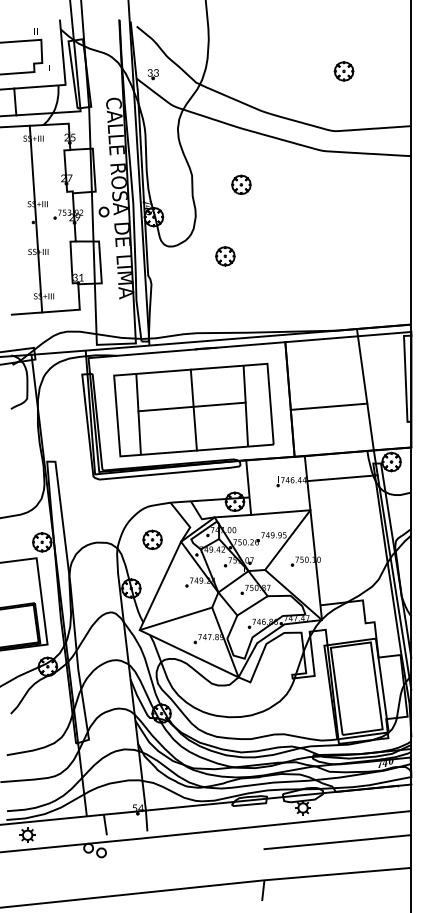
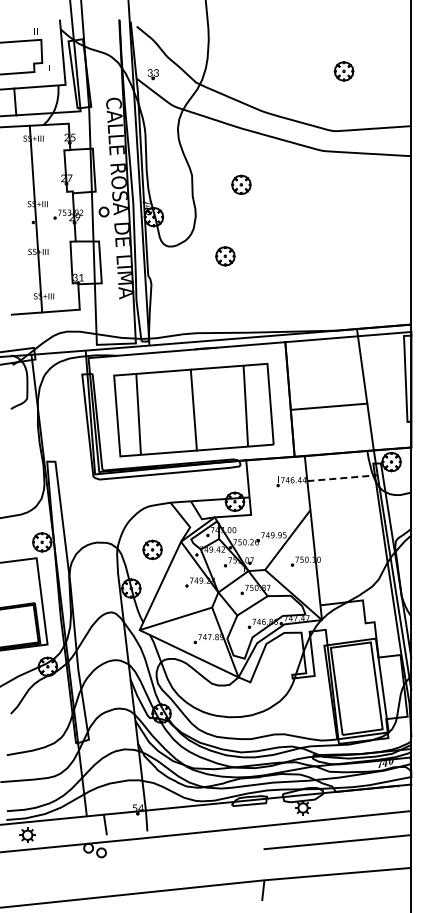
line: present -> none (191, 406)
line: solid -> dashed (343, 478)
line: present -> none (280, 512)
part position: (152, 539) -> (152, 549) (152, 549)
